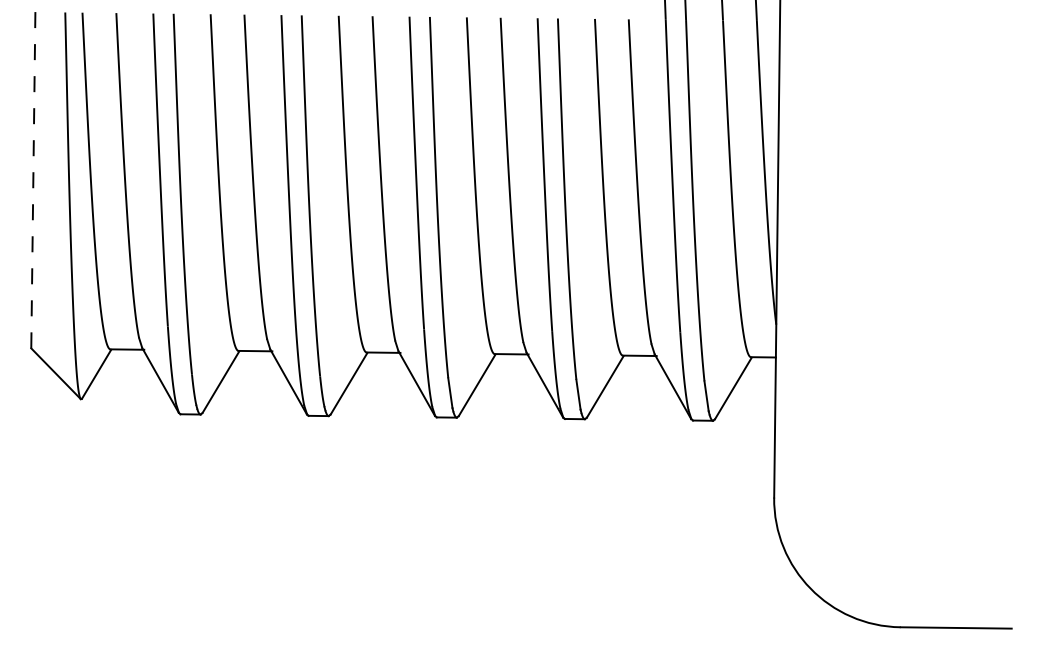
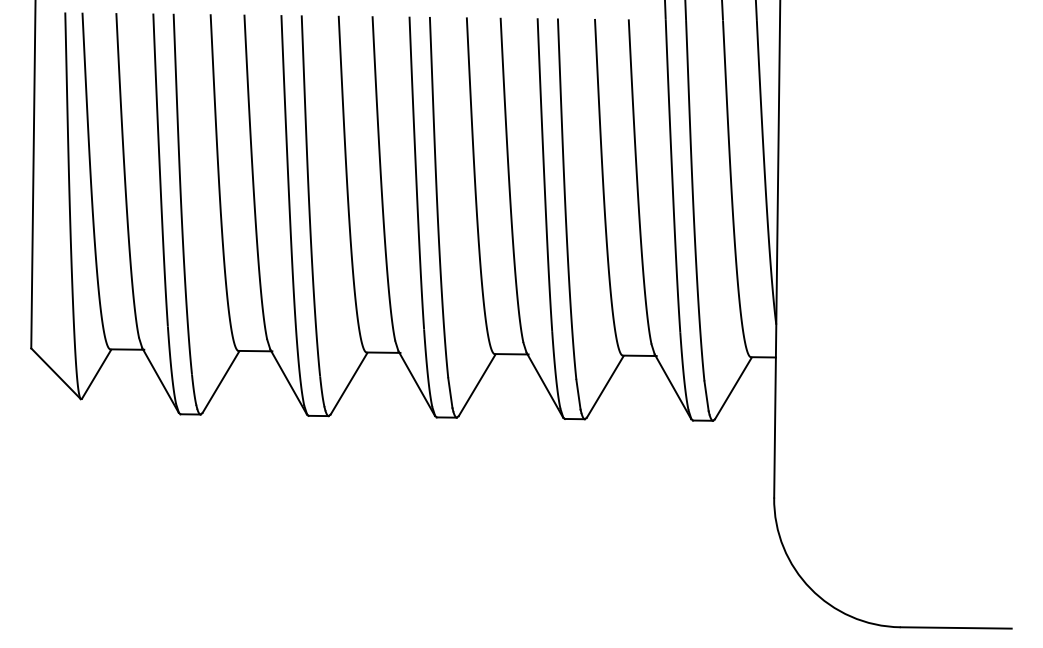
line: dashed -> solid (33, 174)
